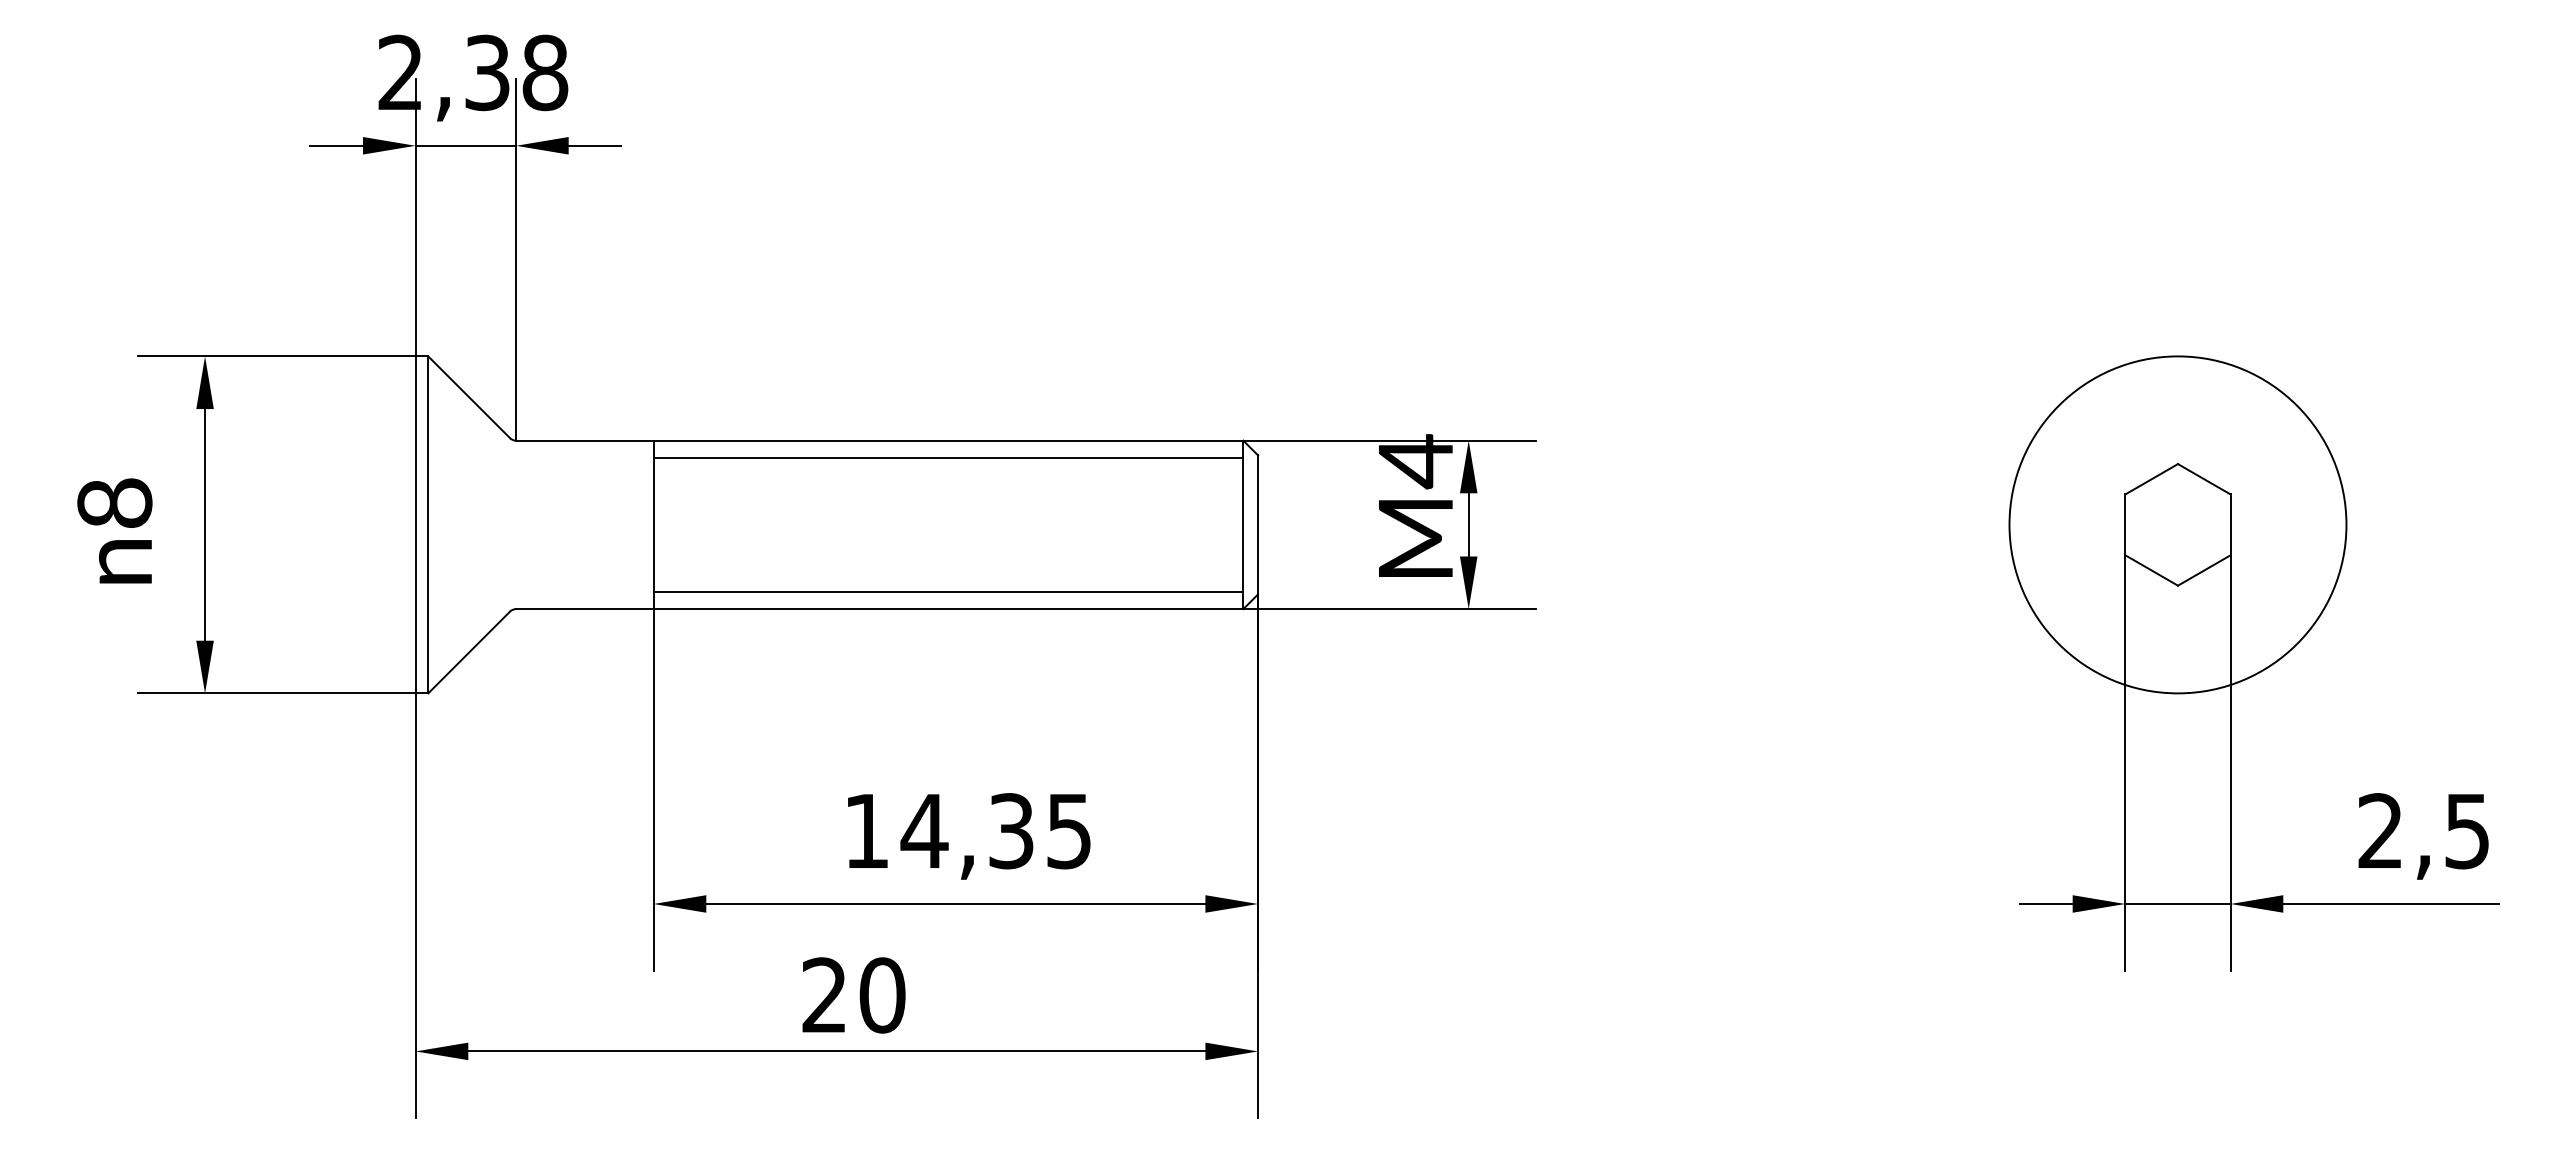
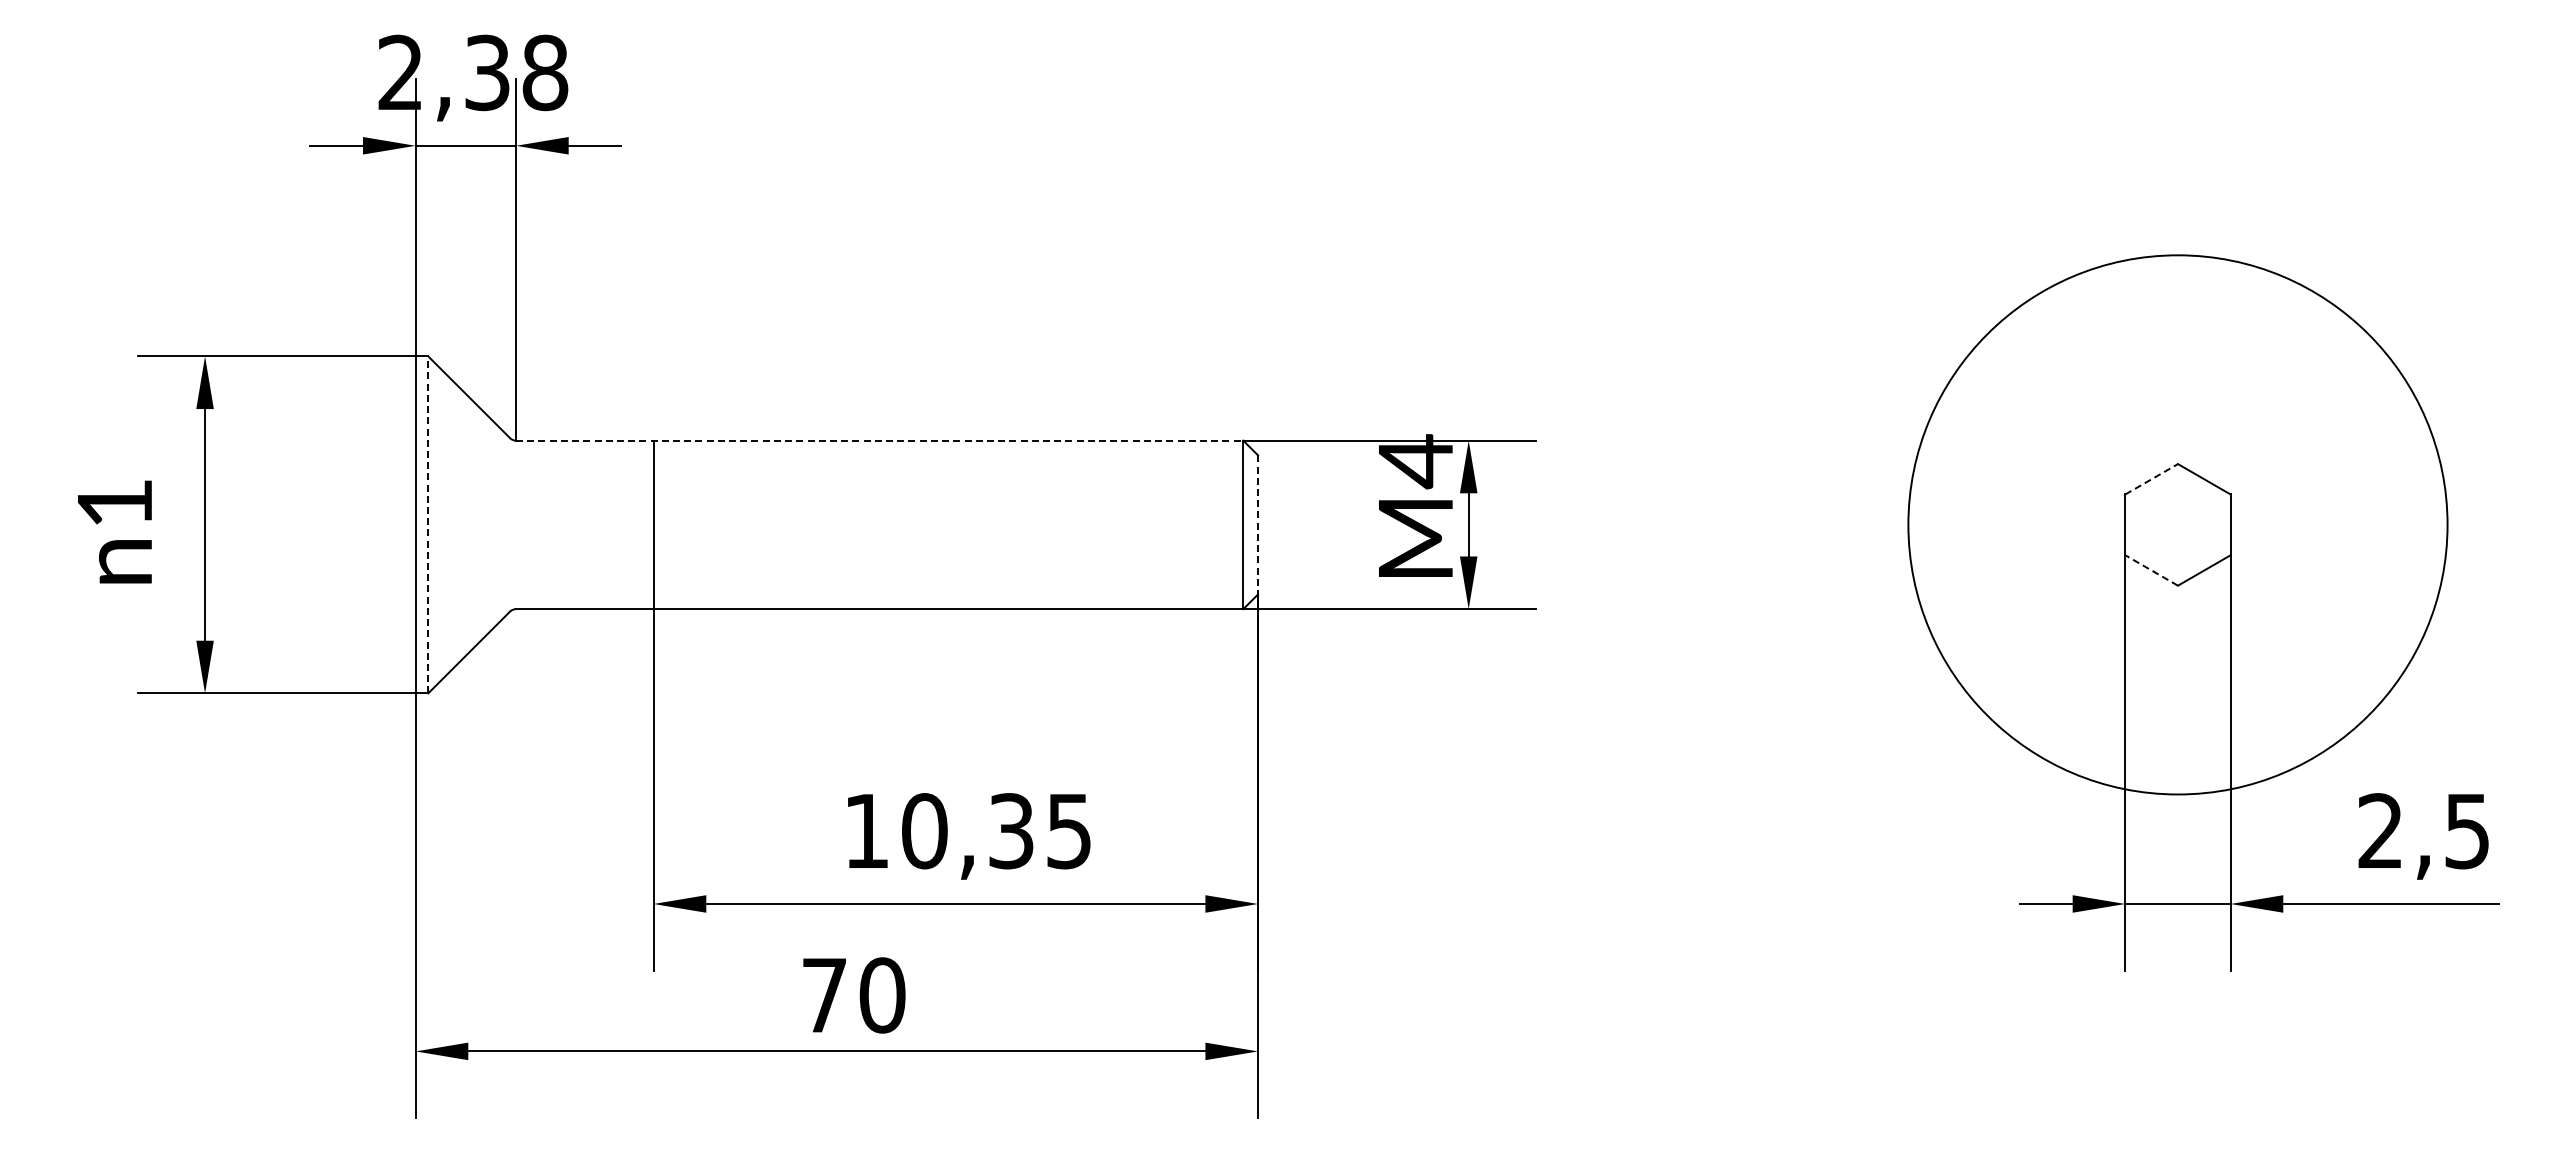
line: solid -> dashed (879, 440)
line: present -> none (948, 458)
line: solid -> dashed (2152, 479)
text: 8 -> 1 (114, 502)
line: solid -> dashed (428, 524)
line: solid -> dashed (1258, 524)
circle diameter: 337 px -> 539 px (2177, 524)
line: solid -> dashed (2151, 570)
line: present -> none (948, 591)
text: 14,35 -> 10,35 (924, 831)
text: 20 -> 70 (823, 994)
